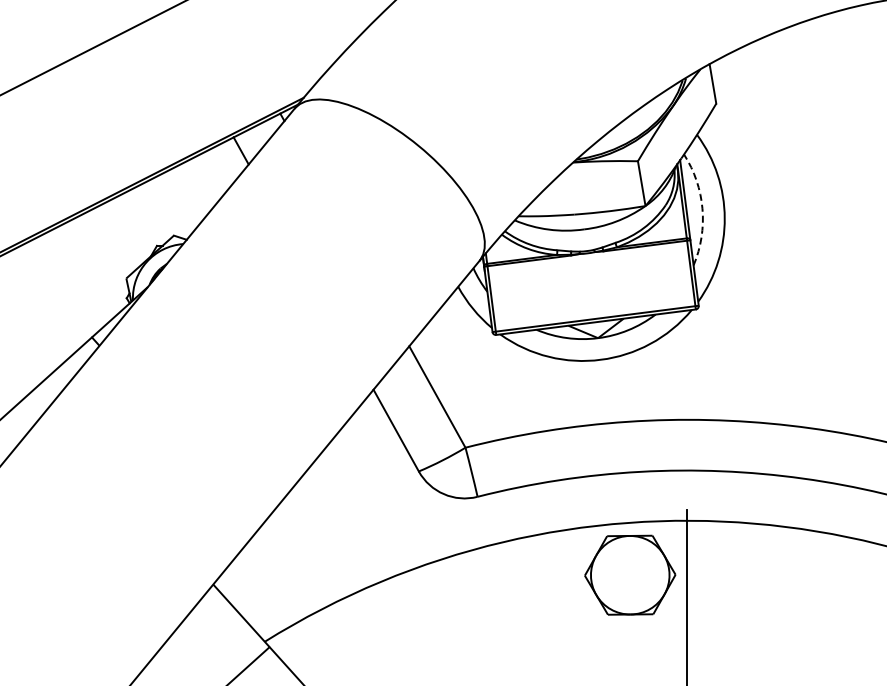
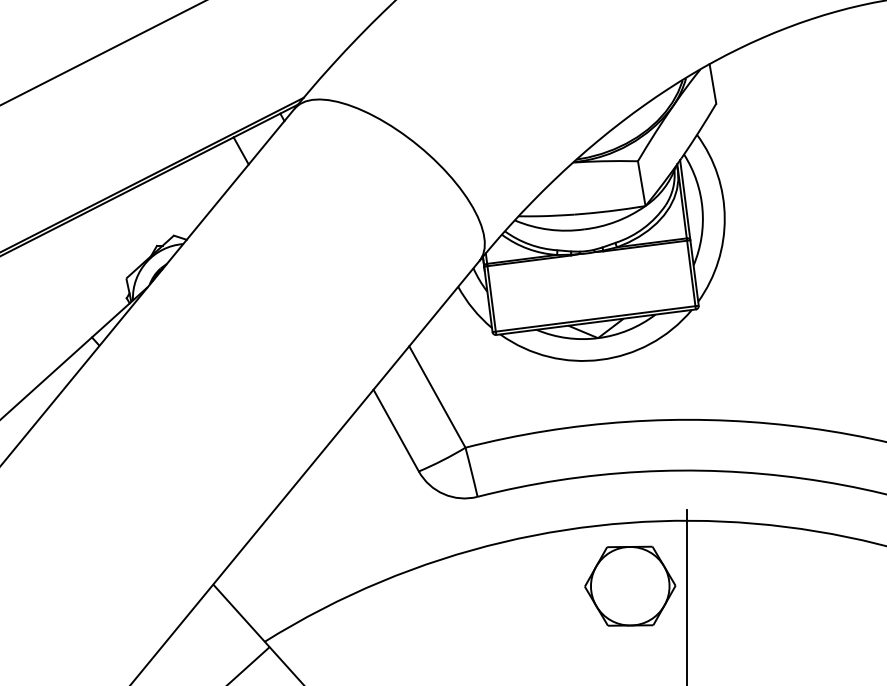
line position: (92, 48) -> (102, 53) (102, 53)
arc: dashed -> solid (702, 208)
part position: (630, 574) -> (630, 585) (630, 585)
